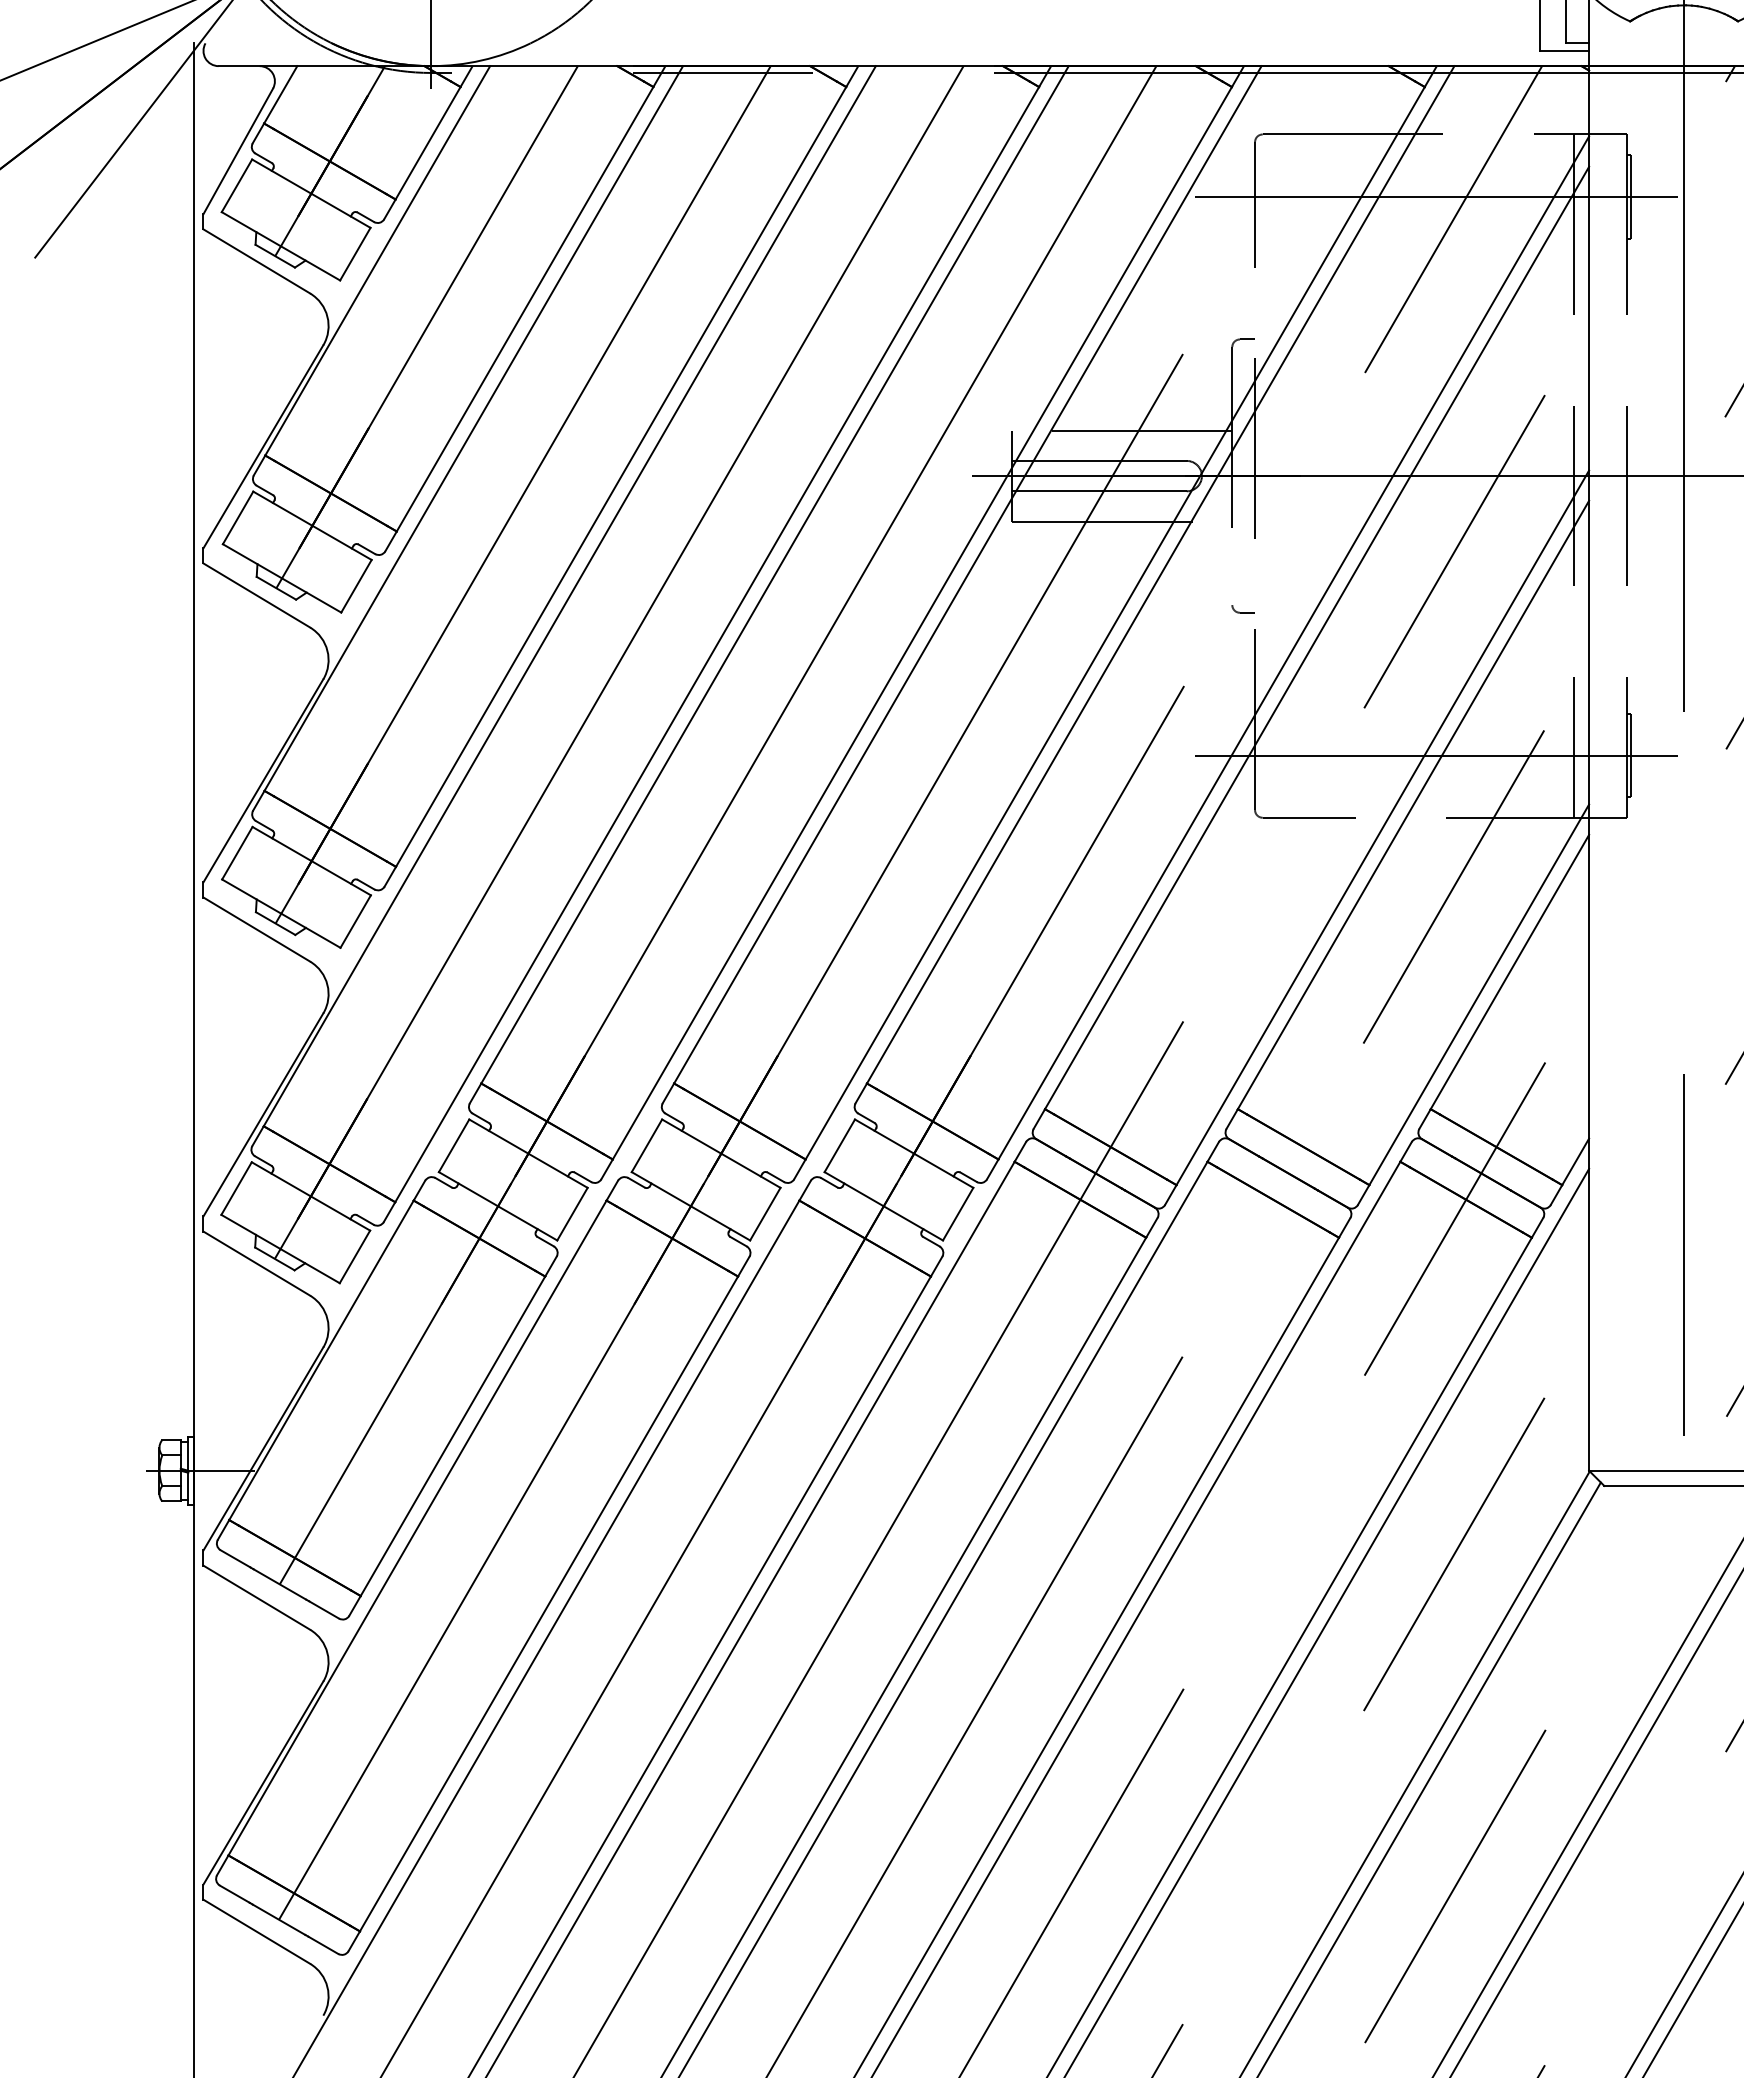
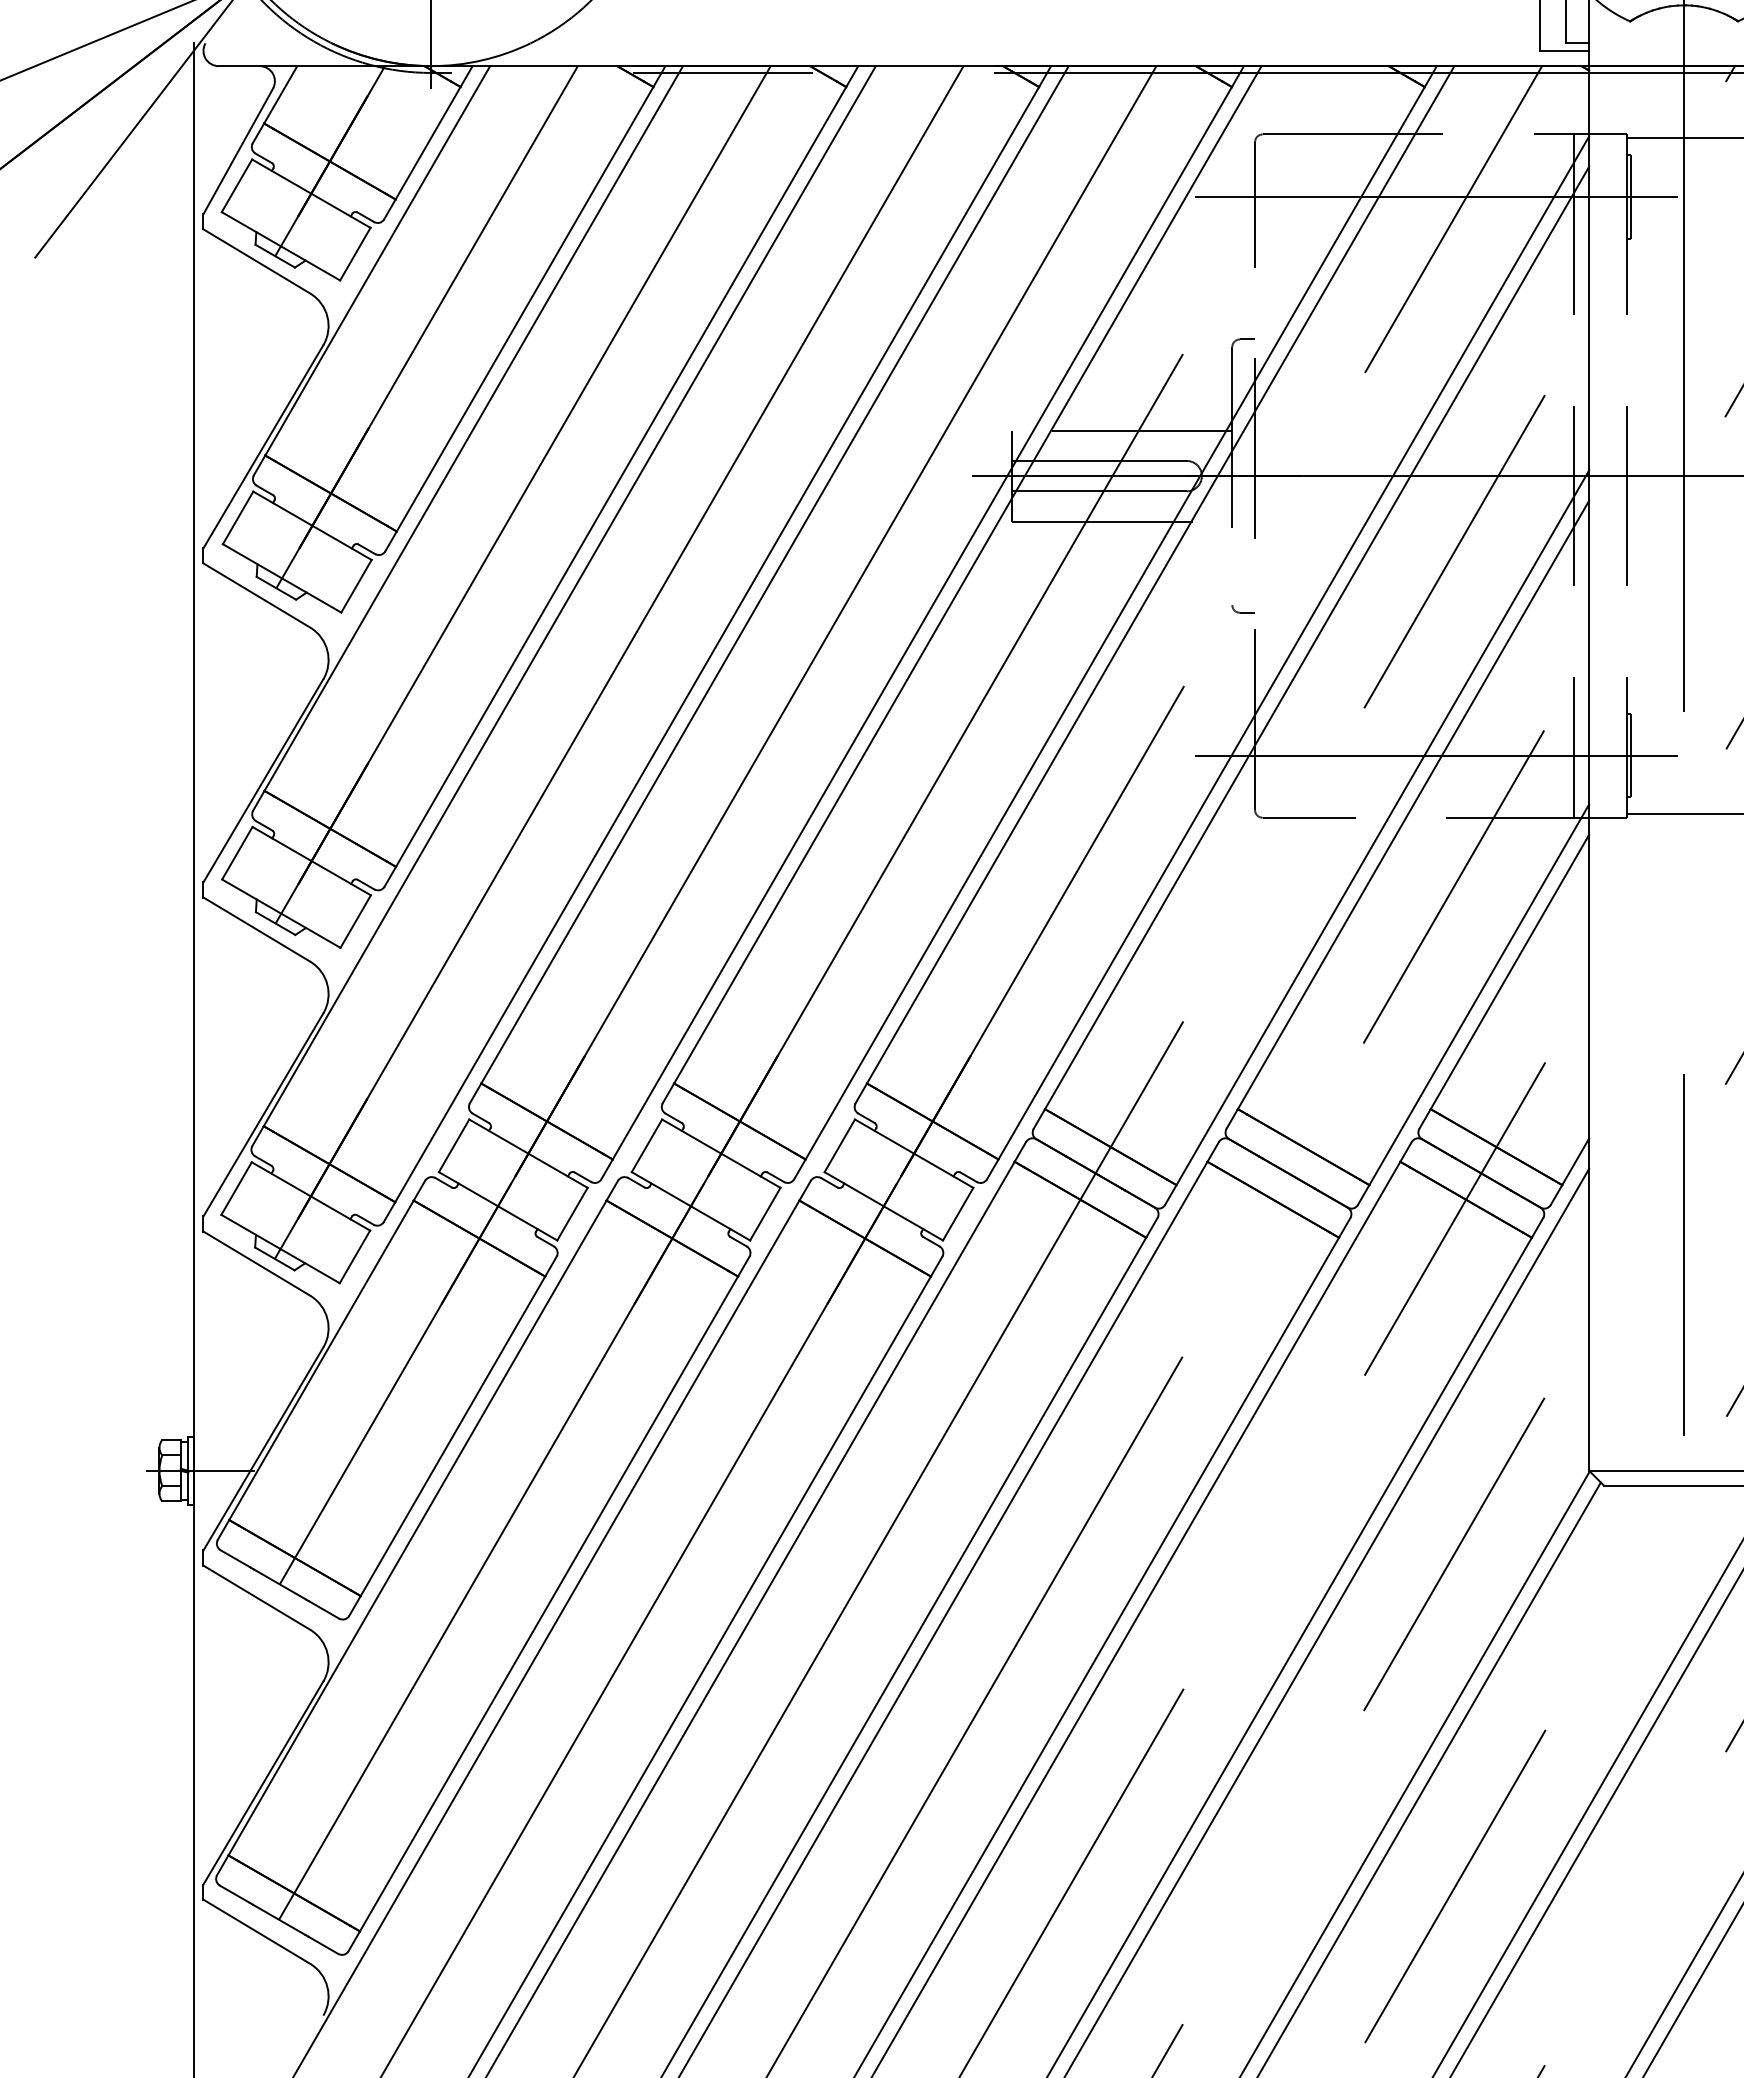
line: none -> present (1683, 138)
line: none -> present (1683, 813)
